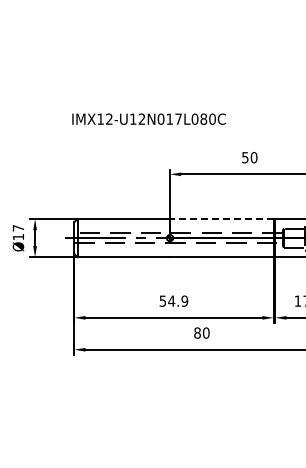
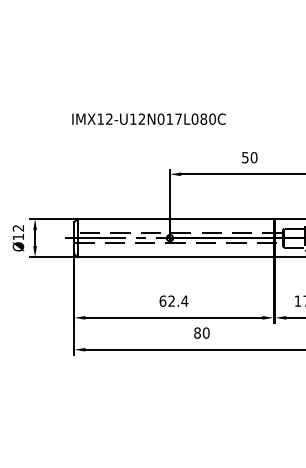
line: dashed -> solid (221, 218)
text: Ø17 -> Ø12 (17, 228)
text: 54.9 -> 62.4 (173, 300)
